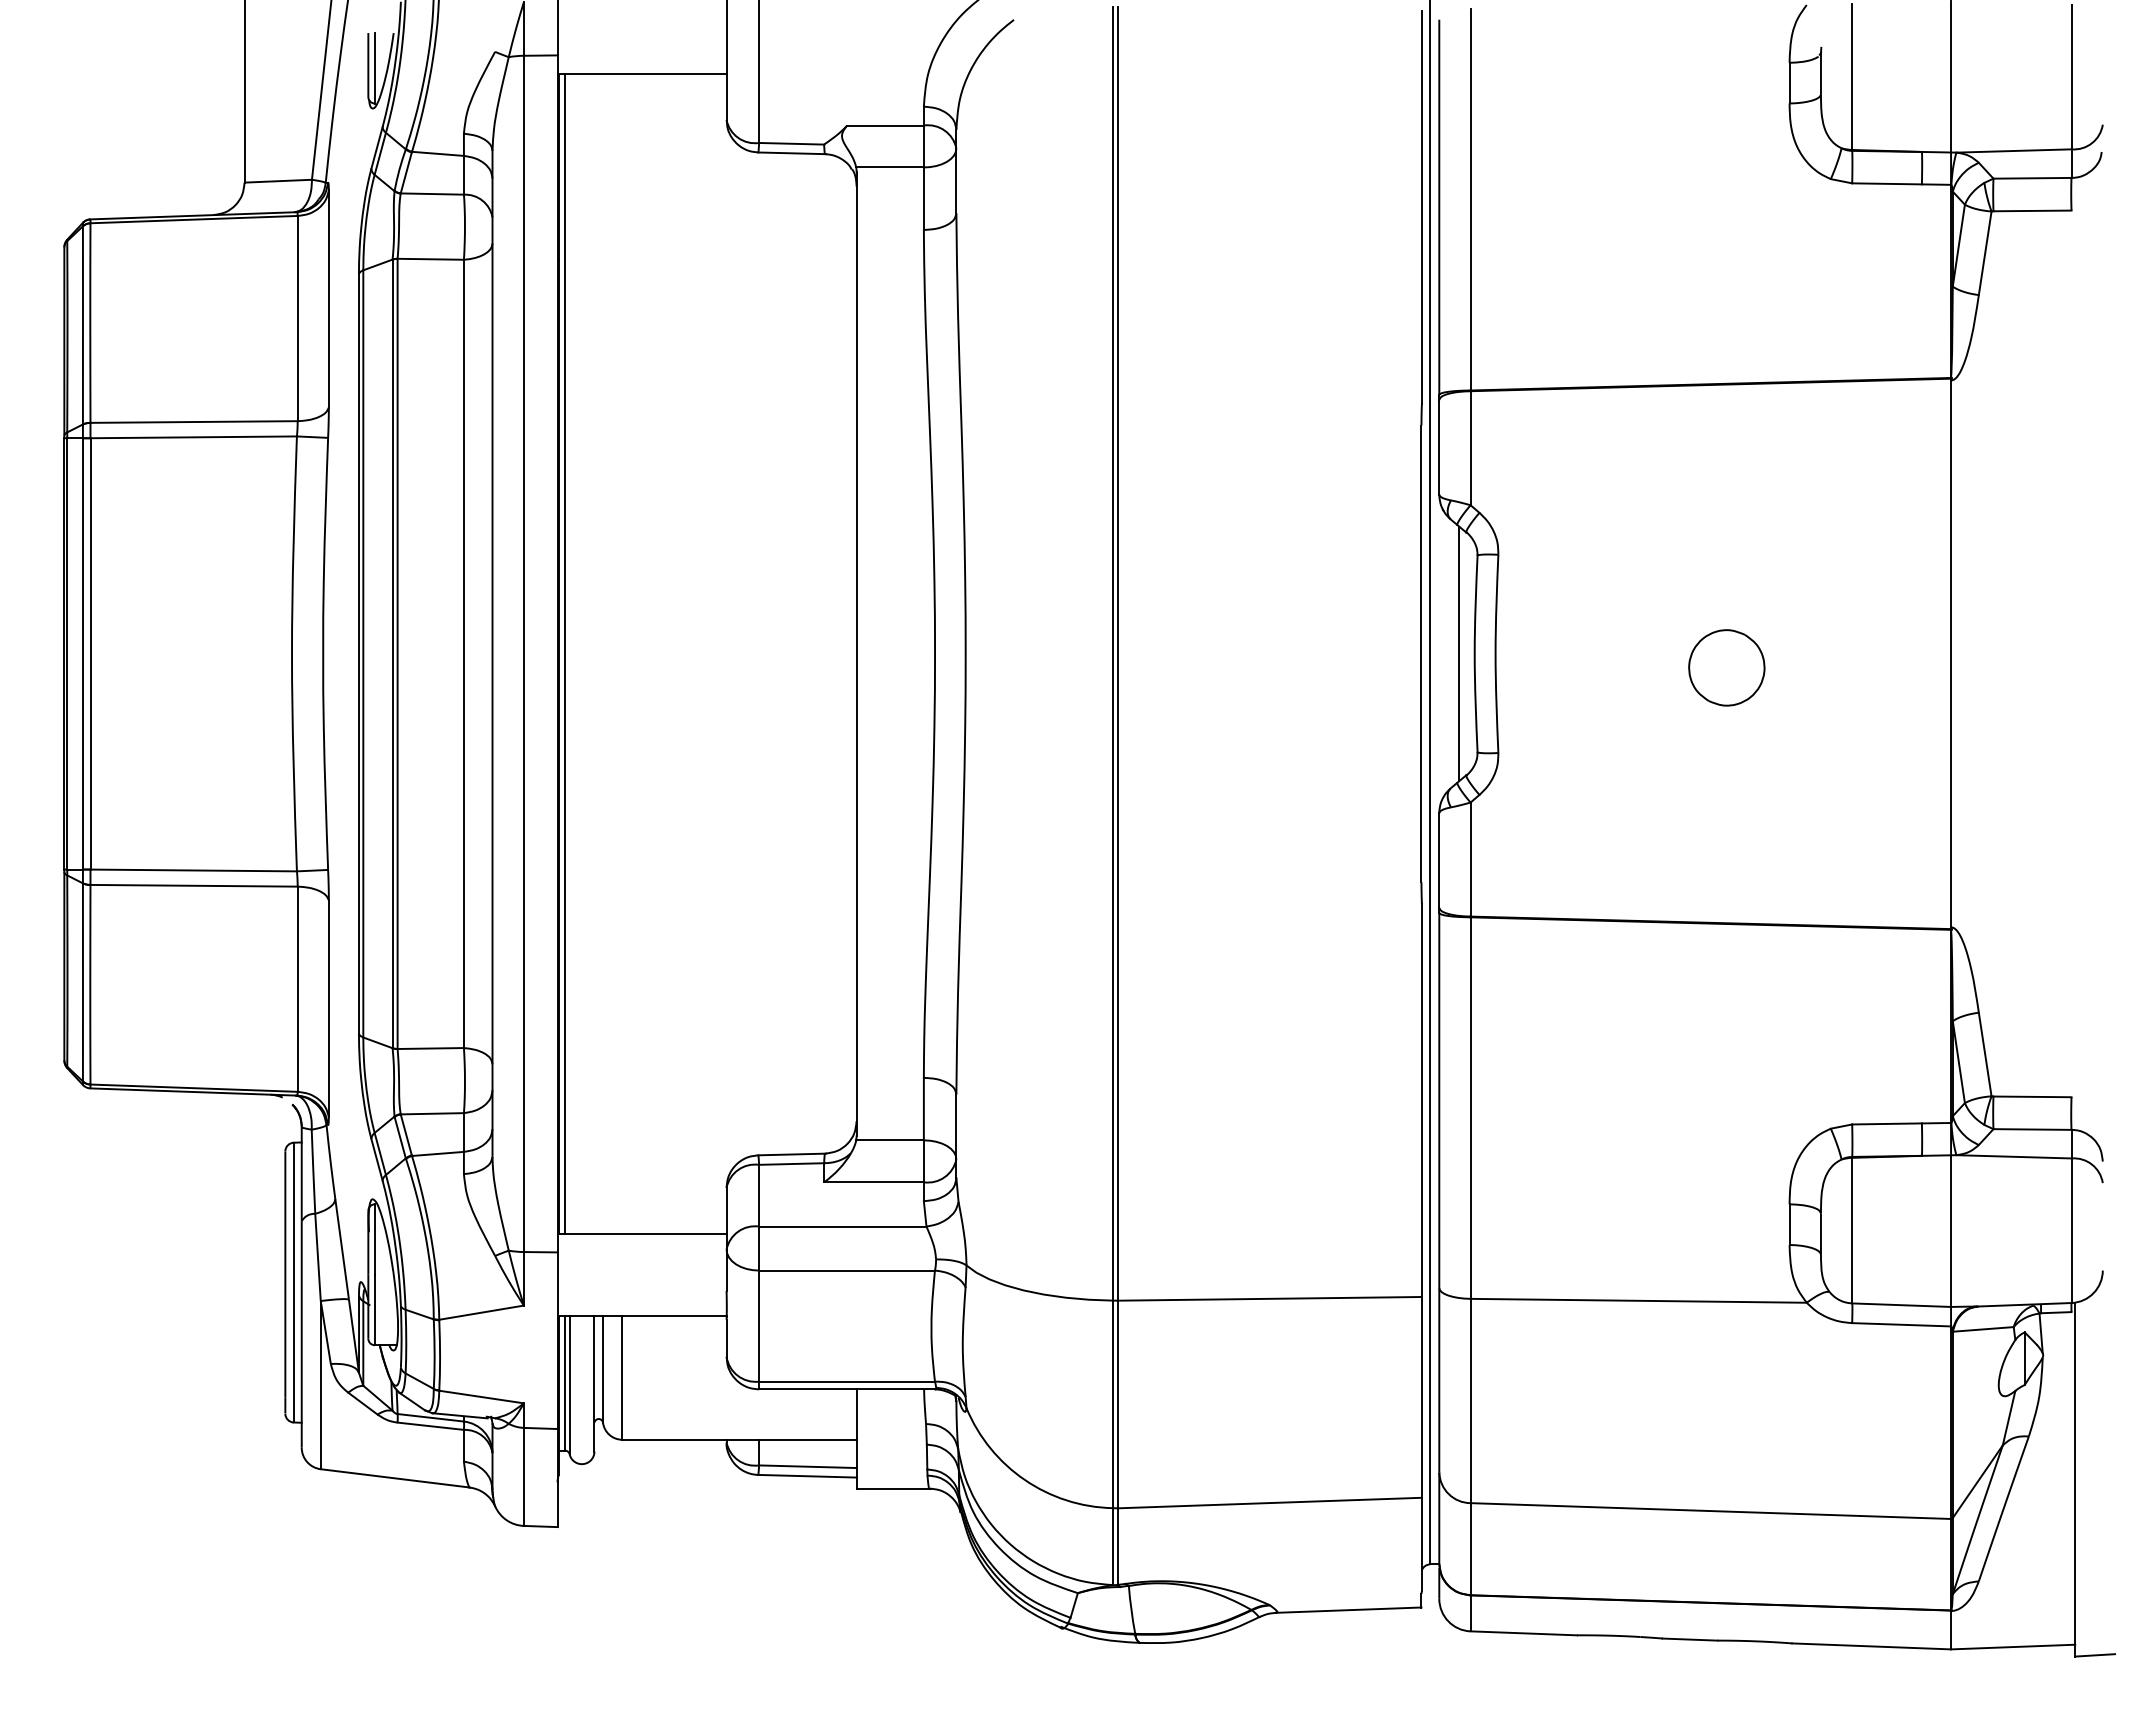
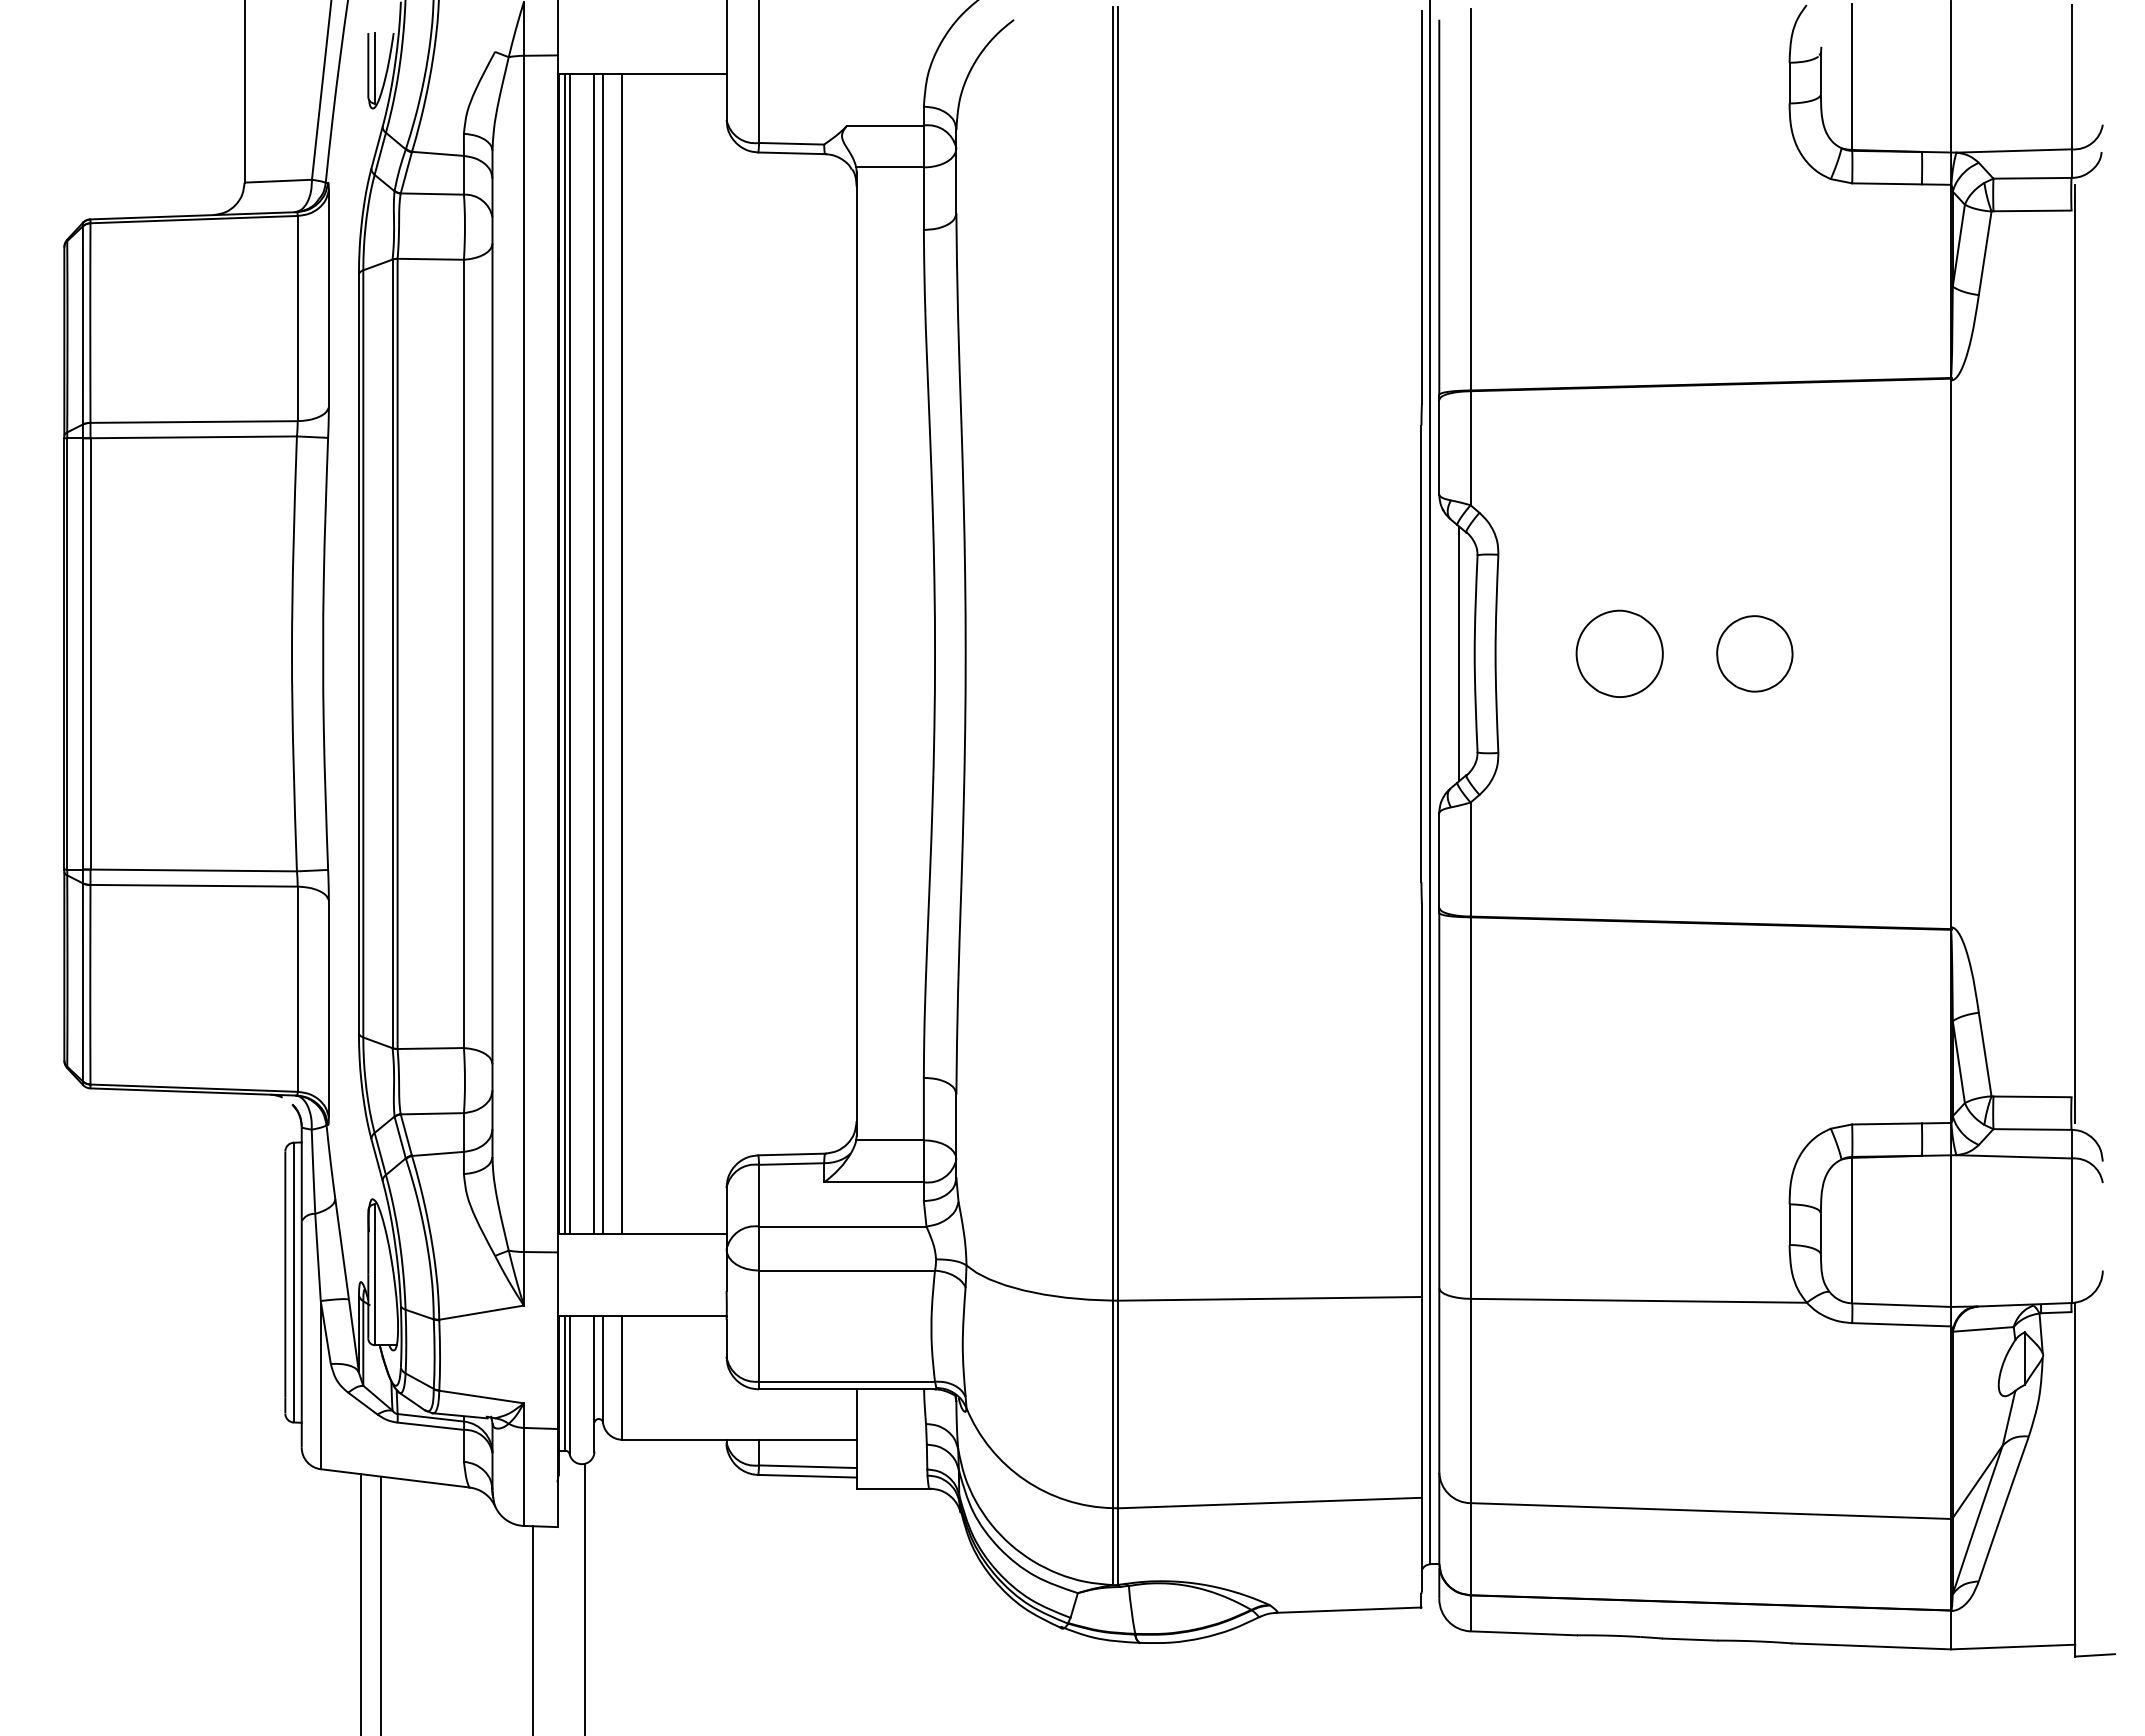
line: none -> present (569, 653)
line: none -> present (594, 653)
line: none -> present (603, 653)
line: none -> present (622, 653)
part: none -> present (1619, 653)
line: none -> present (2075, 653)
part position: (1726, 667) -> (1754, 653) (1754, 653)
line: none -> present (584, 1597)
line: none -> present (360, 1603)
line: none -> present (381, 1604)
line: none -> present (532, 1629)
